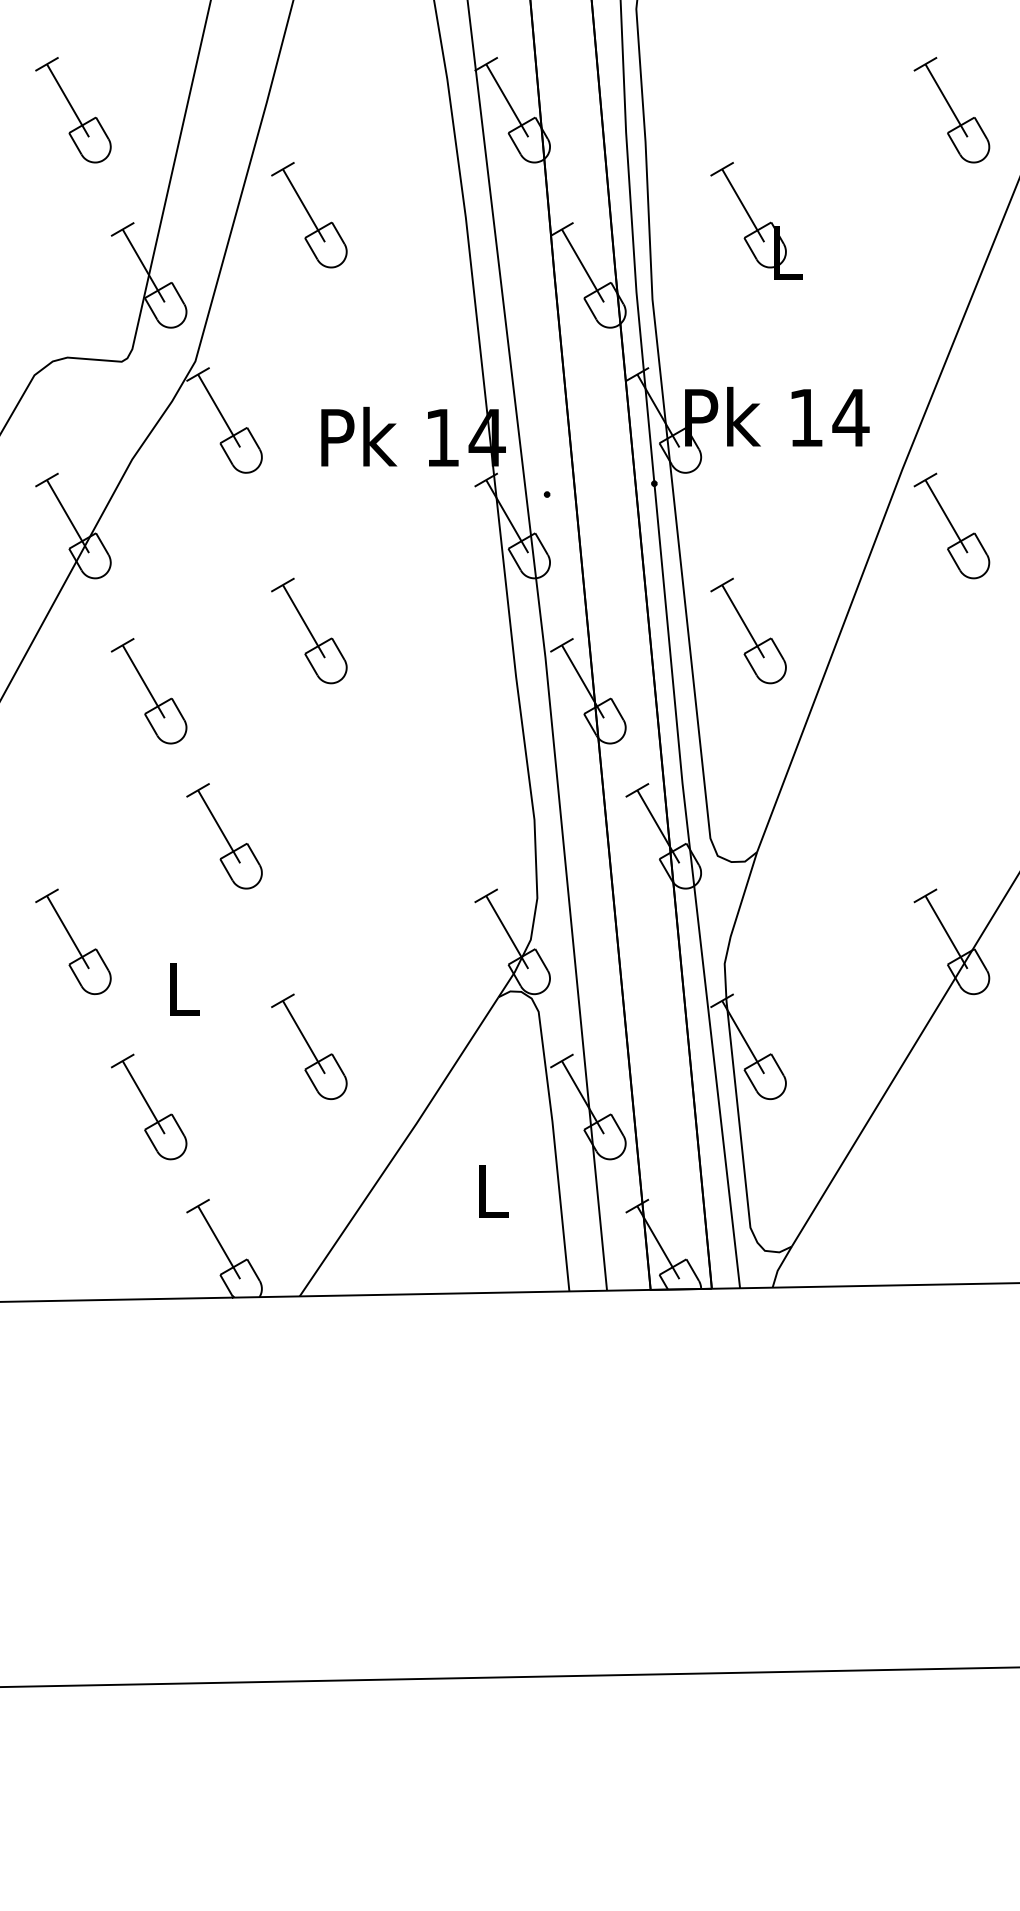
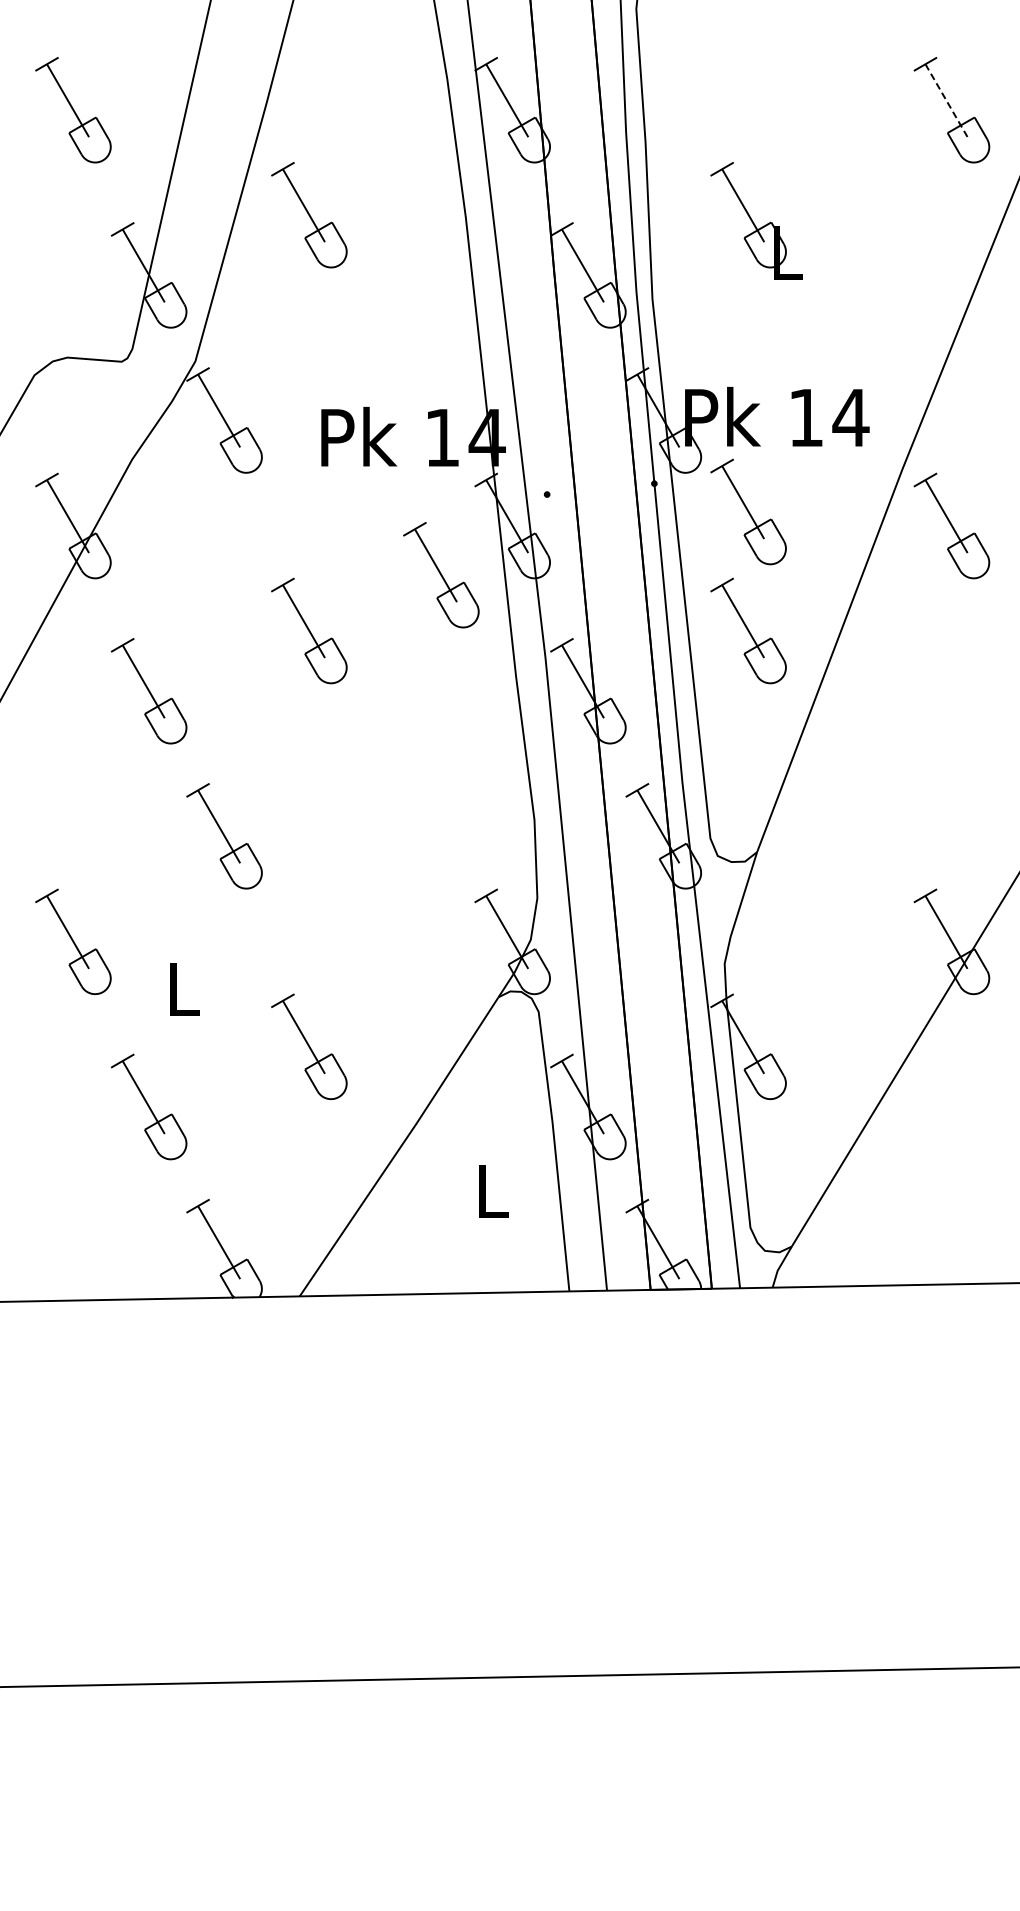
line: solid -> dashed (946, 101)
part: none -> present (748, 511)
part: none -> present (441, 575)
